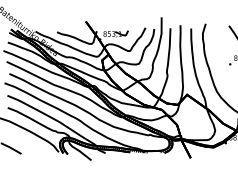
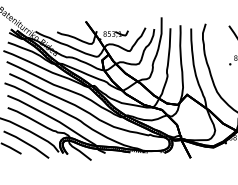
line: none -> present (26, 144)
